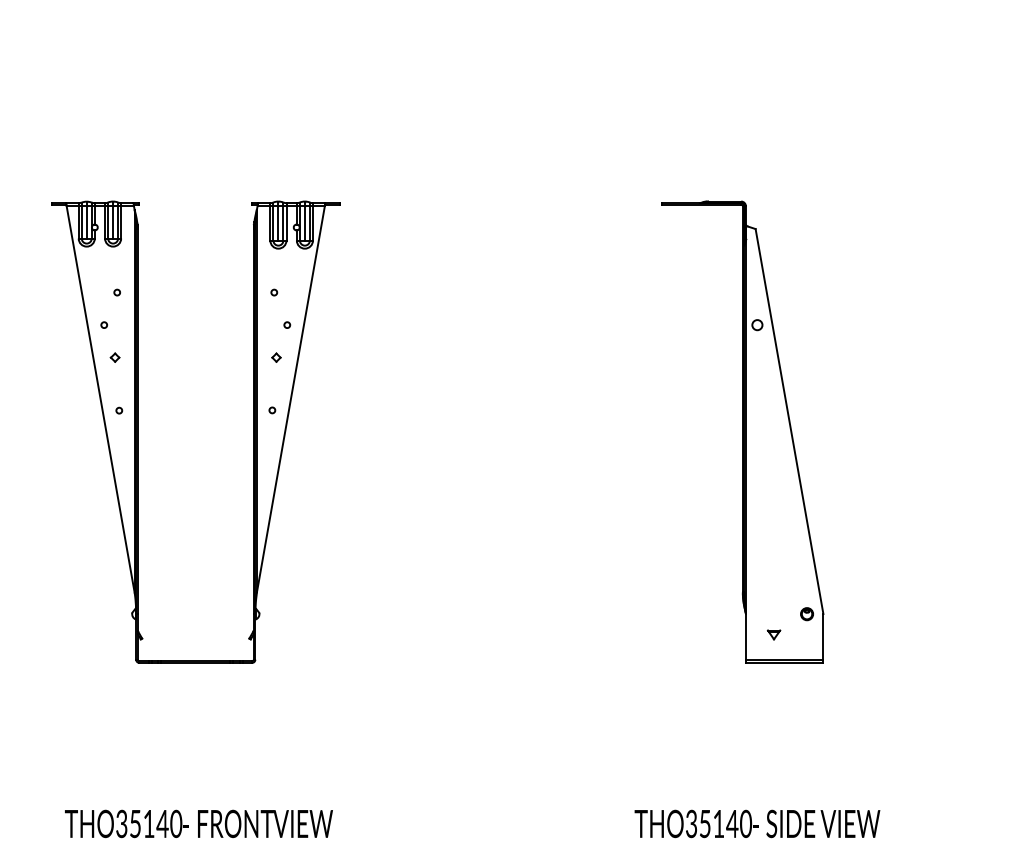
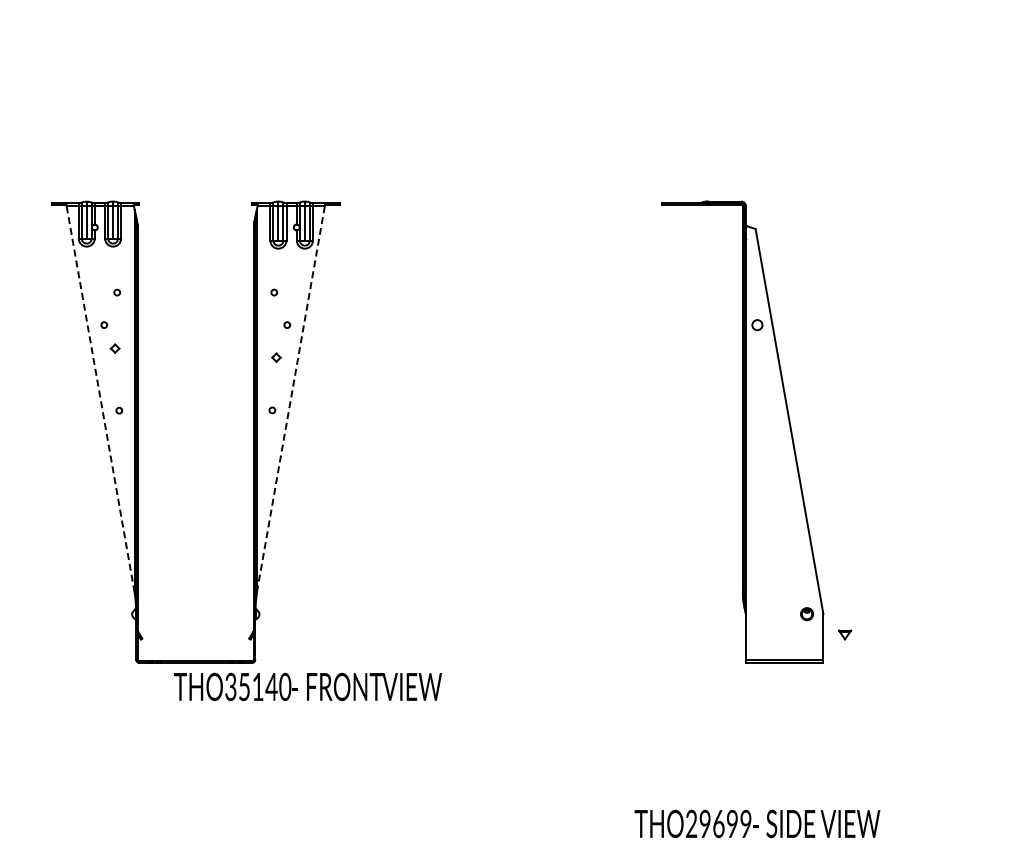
part position: (114, 357) -> (114, 348) (114, 348)
line: solid -> dashed (100, 398)
line: solid -> dashed (290, 399)
part position: (773, 634) -> (844, 634) (844, 634)
text position: (198, 823) -> (307, 686) (307, 686)
text: THO35140 -> THO29699 (719, 823)
